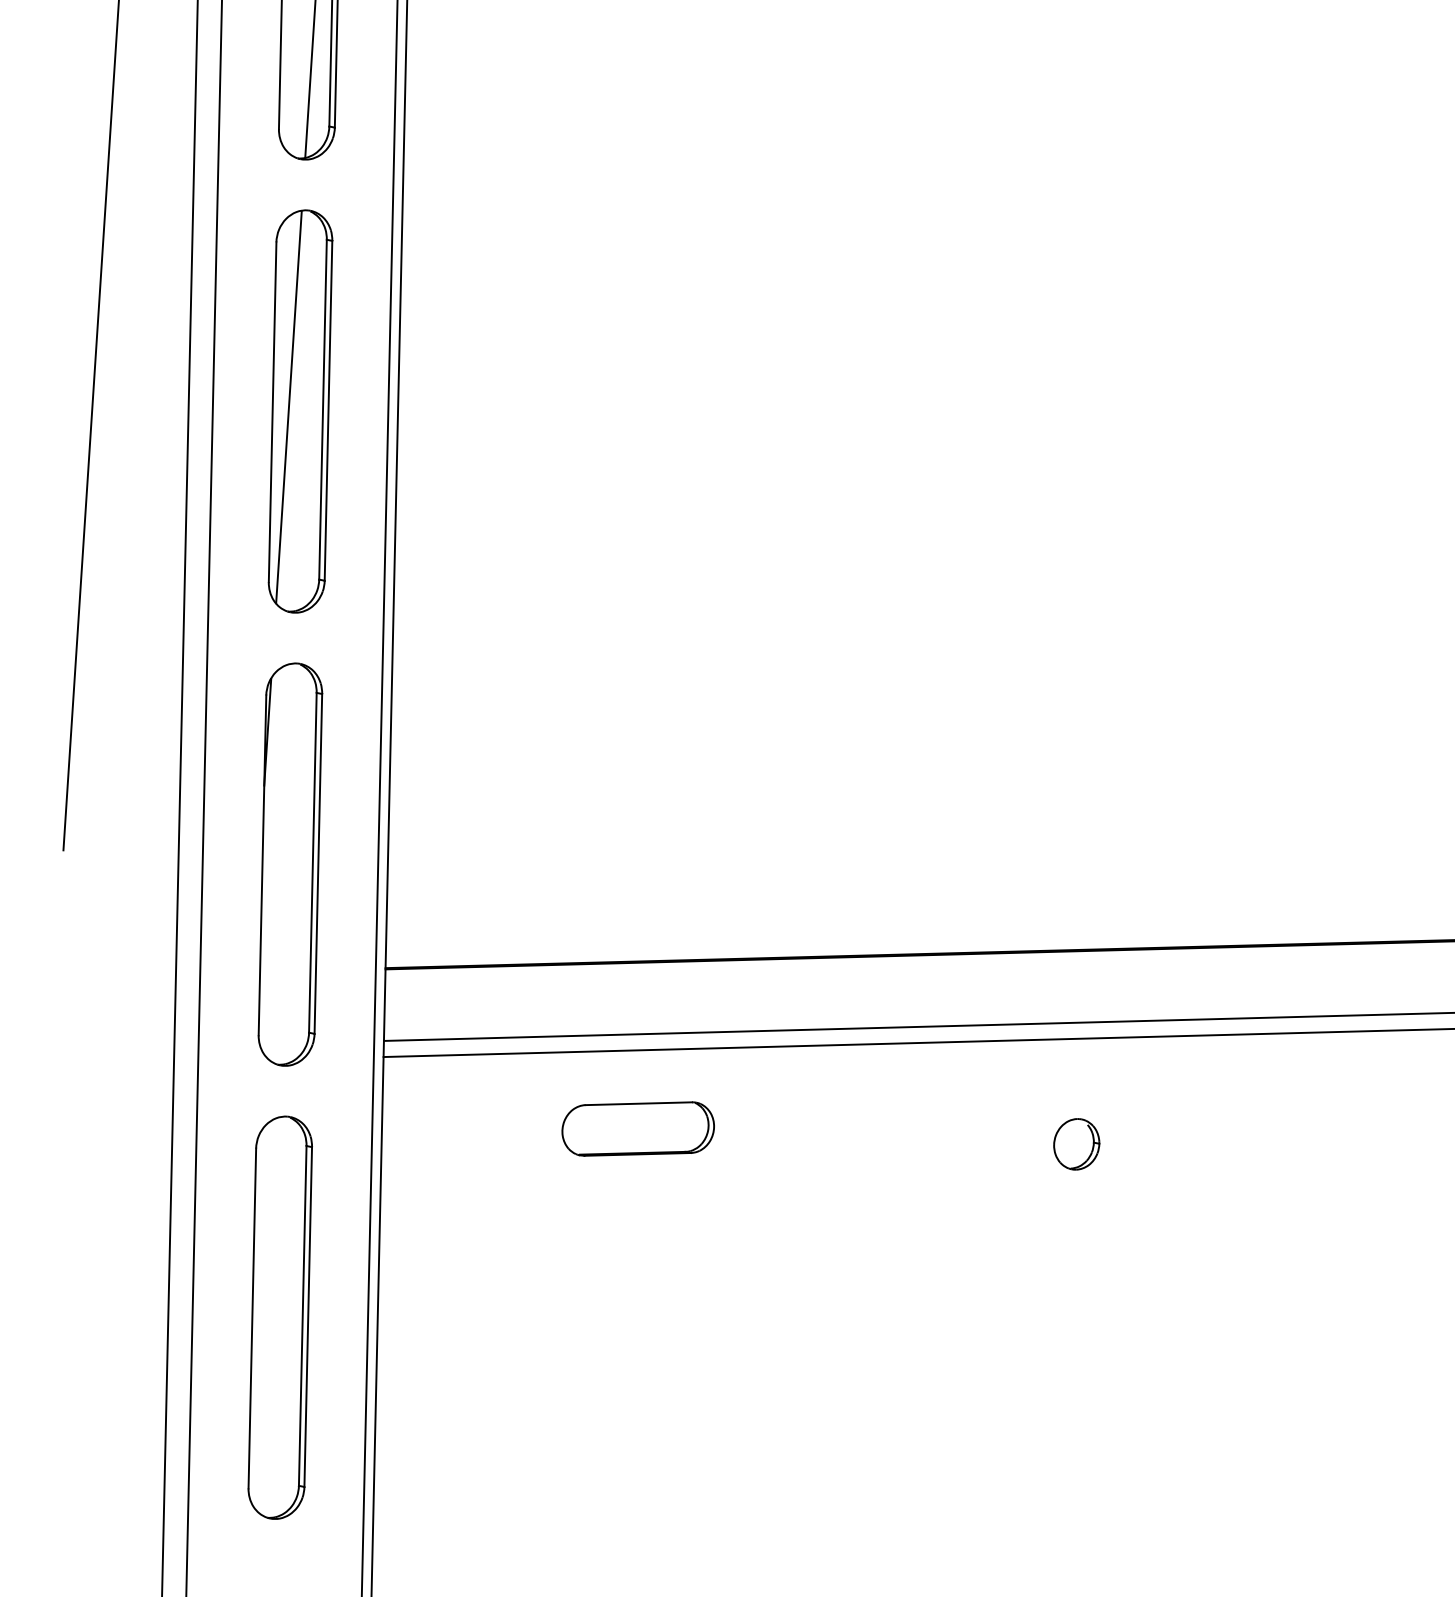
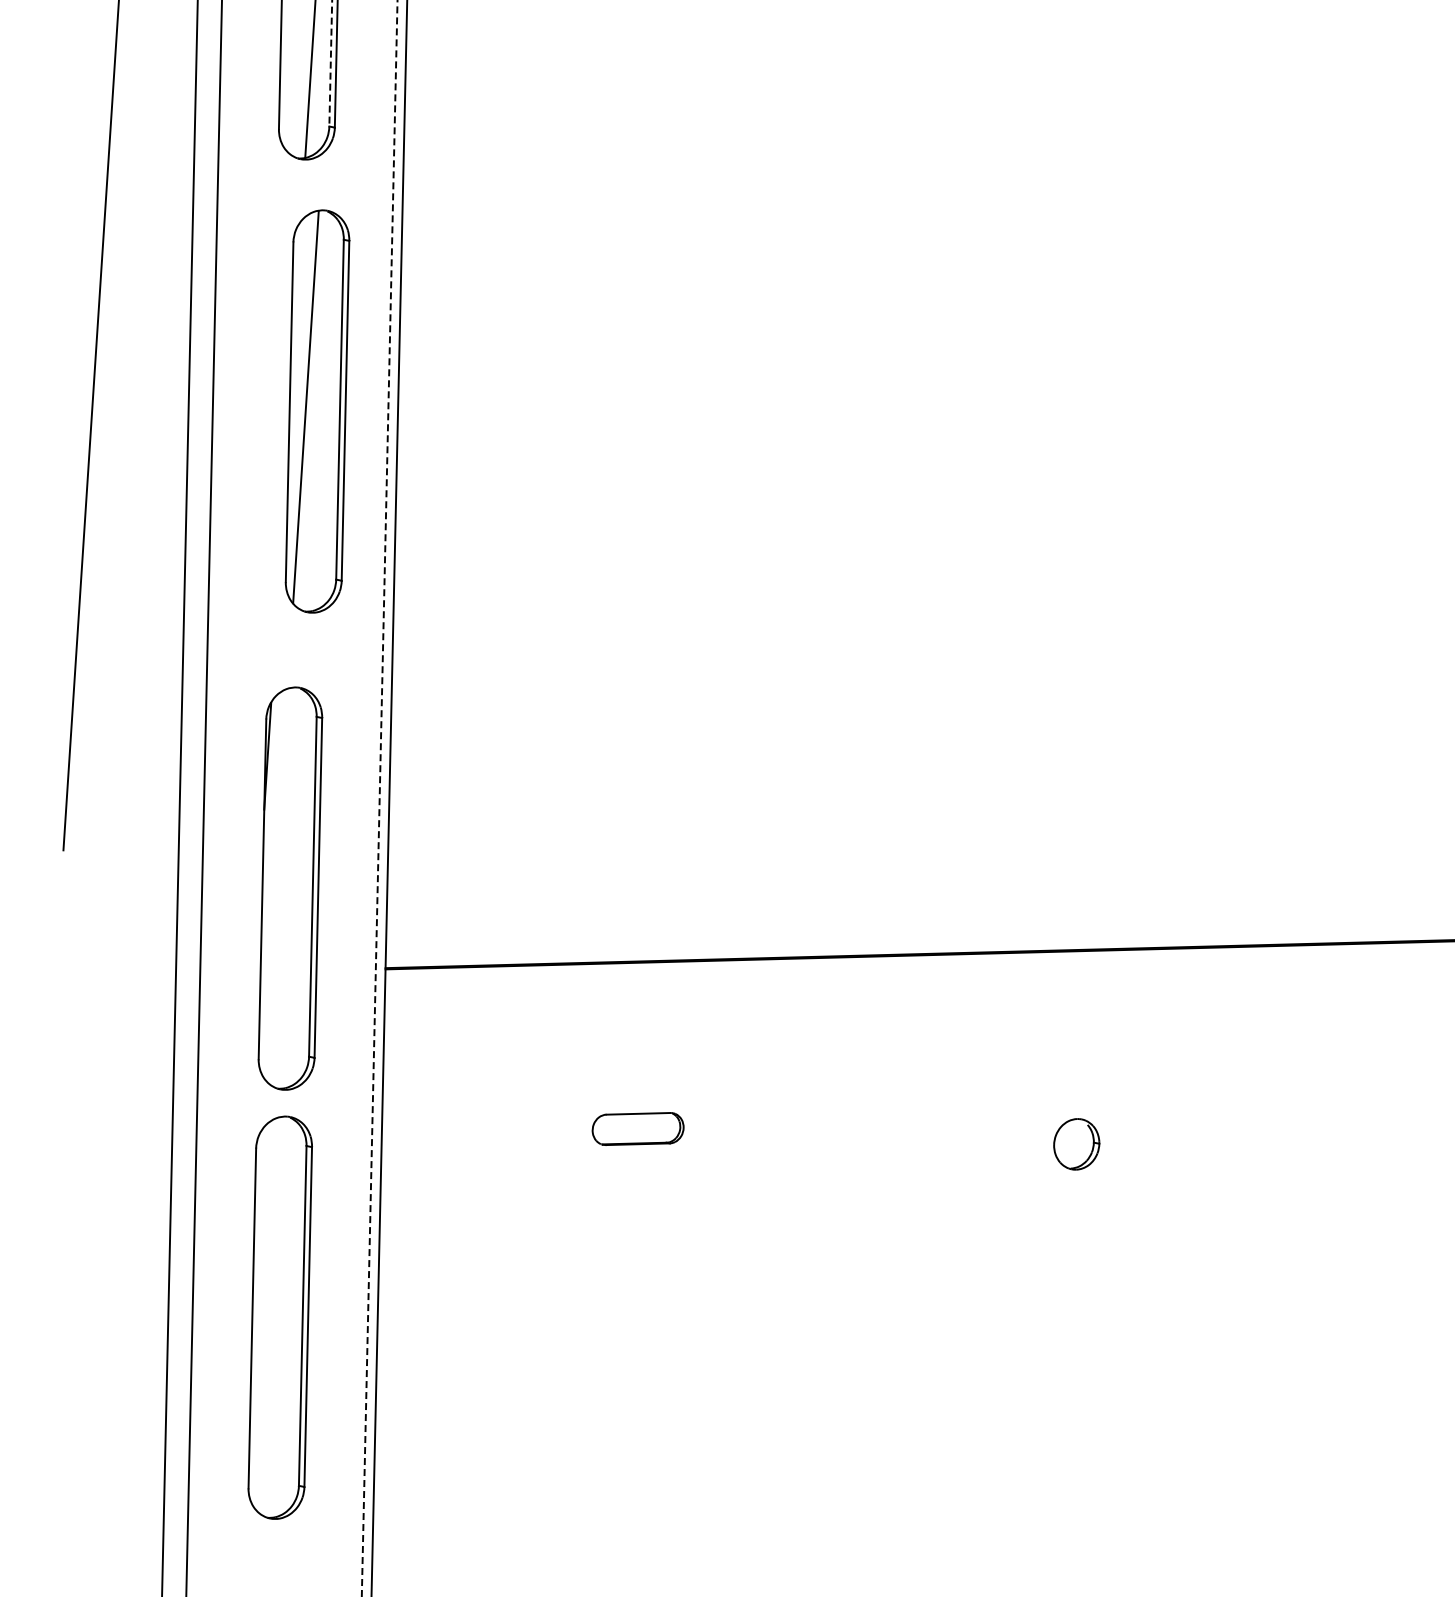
line: solid -> dashed (330, 63)
part position: (300, 411) -> (317, 411) (317, 411)
line: solid -> dashed (379, 799)
part position: (290, 864) -> (290, 888) (290, 888)
line: present -> none (917, 1026)
line: present -> none (917, 1043)
part size: 154x56 px -> 94x34 px (637, 1128)
